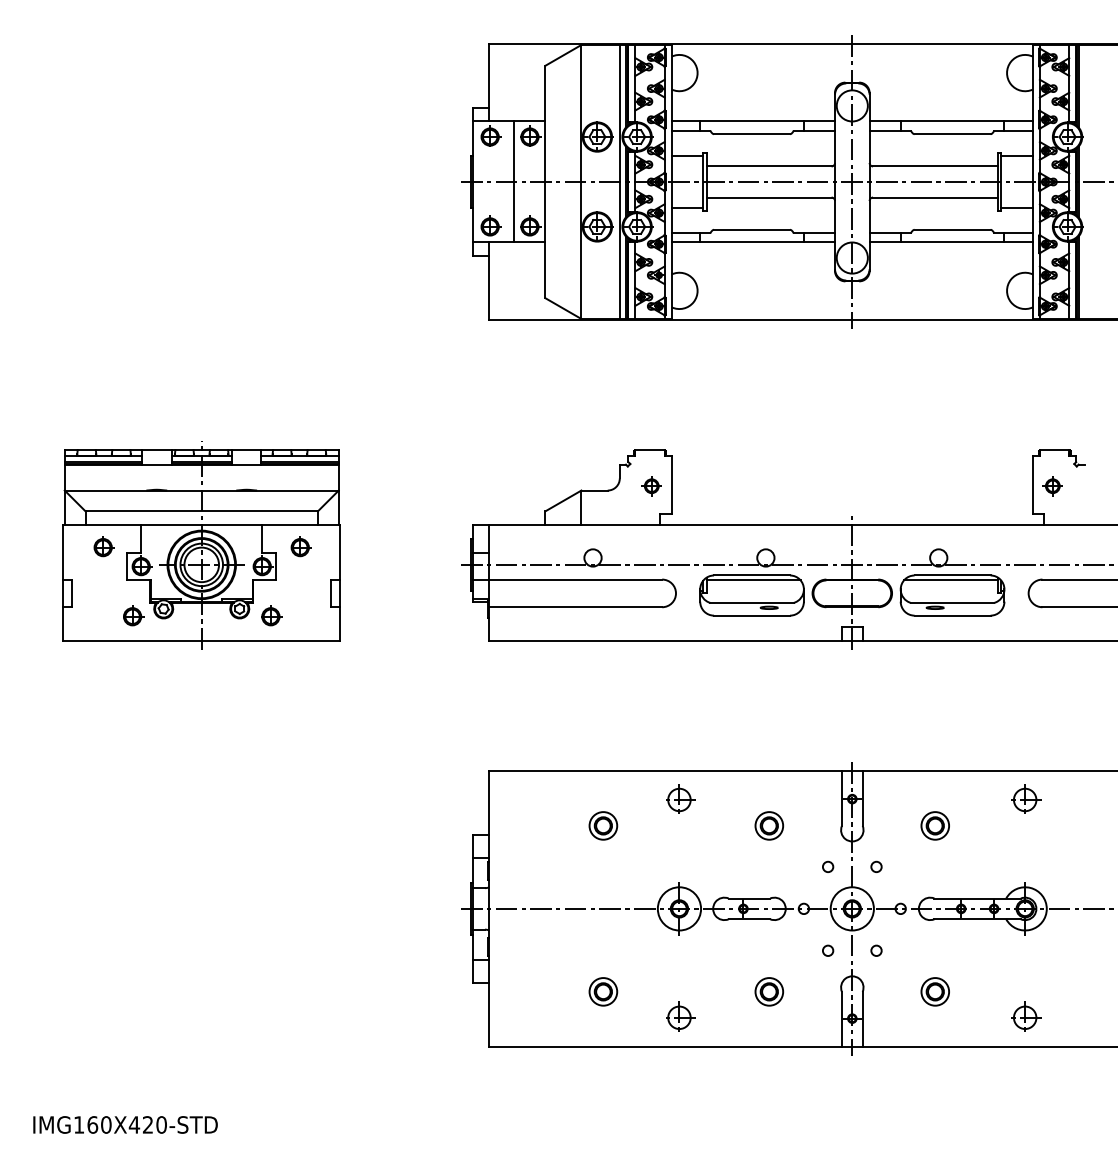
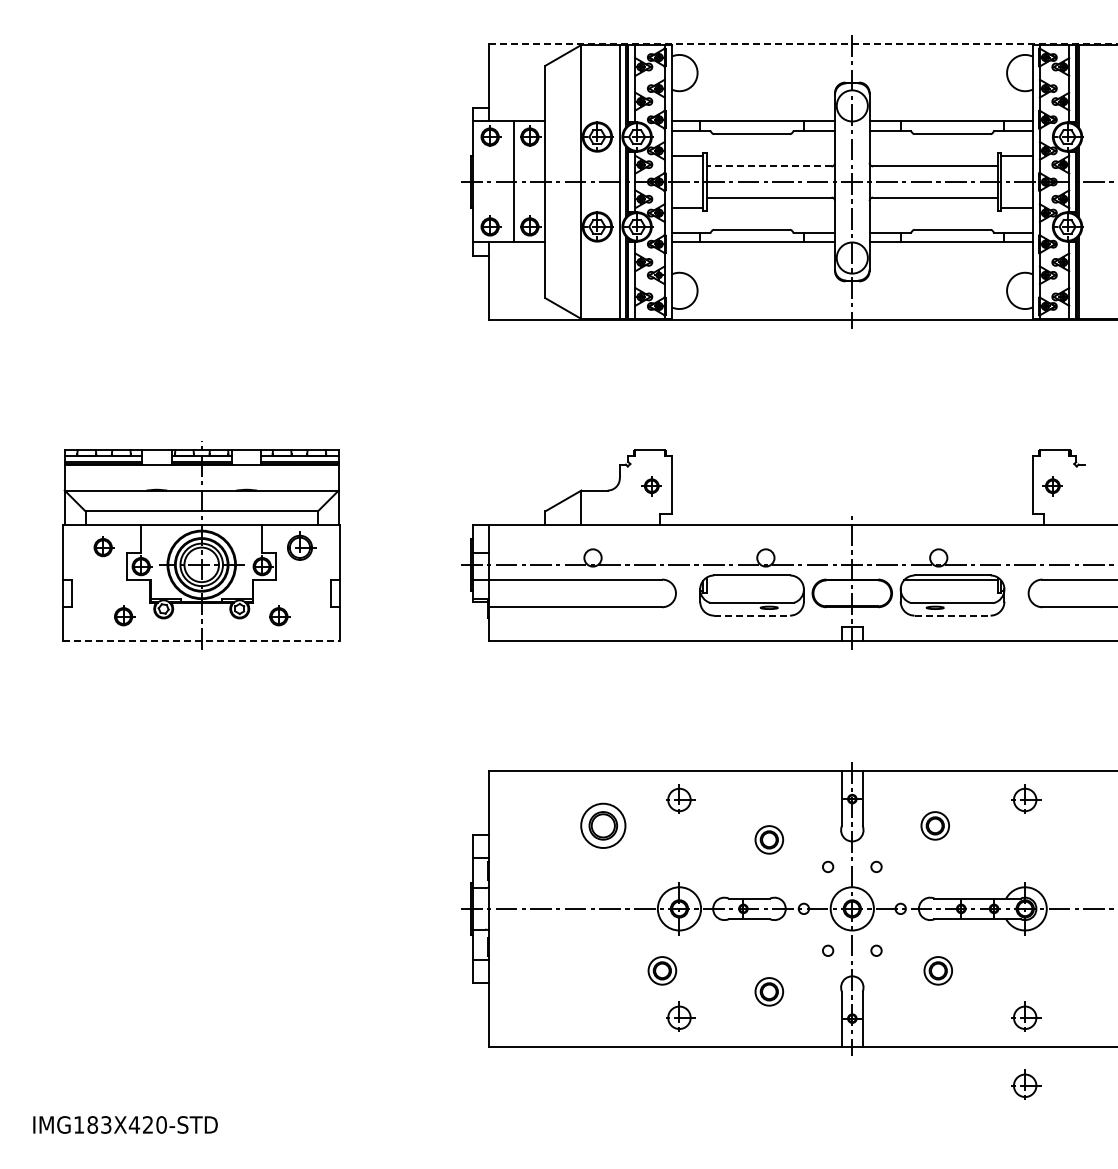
line: solid -> dashed (803, 43)
line: solid -> dashed (769, 166)
part size: 22x22 px -> 30x30 px (301, 545)
line: present -> none (753, 580)
part position: (133, 615) -> (124, 615) (124, 615)
part position: (271, 615) -> (279, 615) (279, 615)
line: solid -> dashed (752, 615)
line: solid -> dashed (953, 615)
line: solid -> dashed (202, 640)
part size: 31x30 px -> 47x47 px (603, 825)
part position: (769, 825) -> (769, 839) (769, 839)
part position: (603, 991) -> (662, 970) (662, 970)
part position: (934, 991) -> (937, 970) (937, 970)
part: none -> present (1026, 1084)
text: IMG160X420-STD -> IMG183X420-STD (99, 1124)
